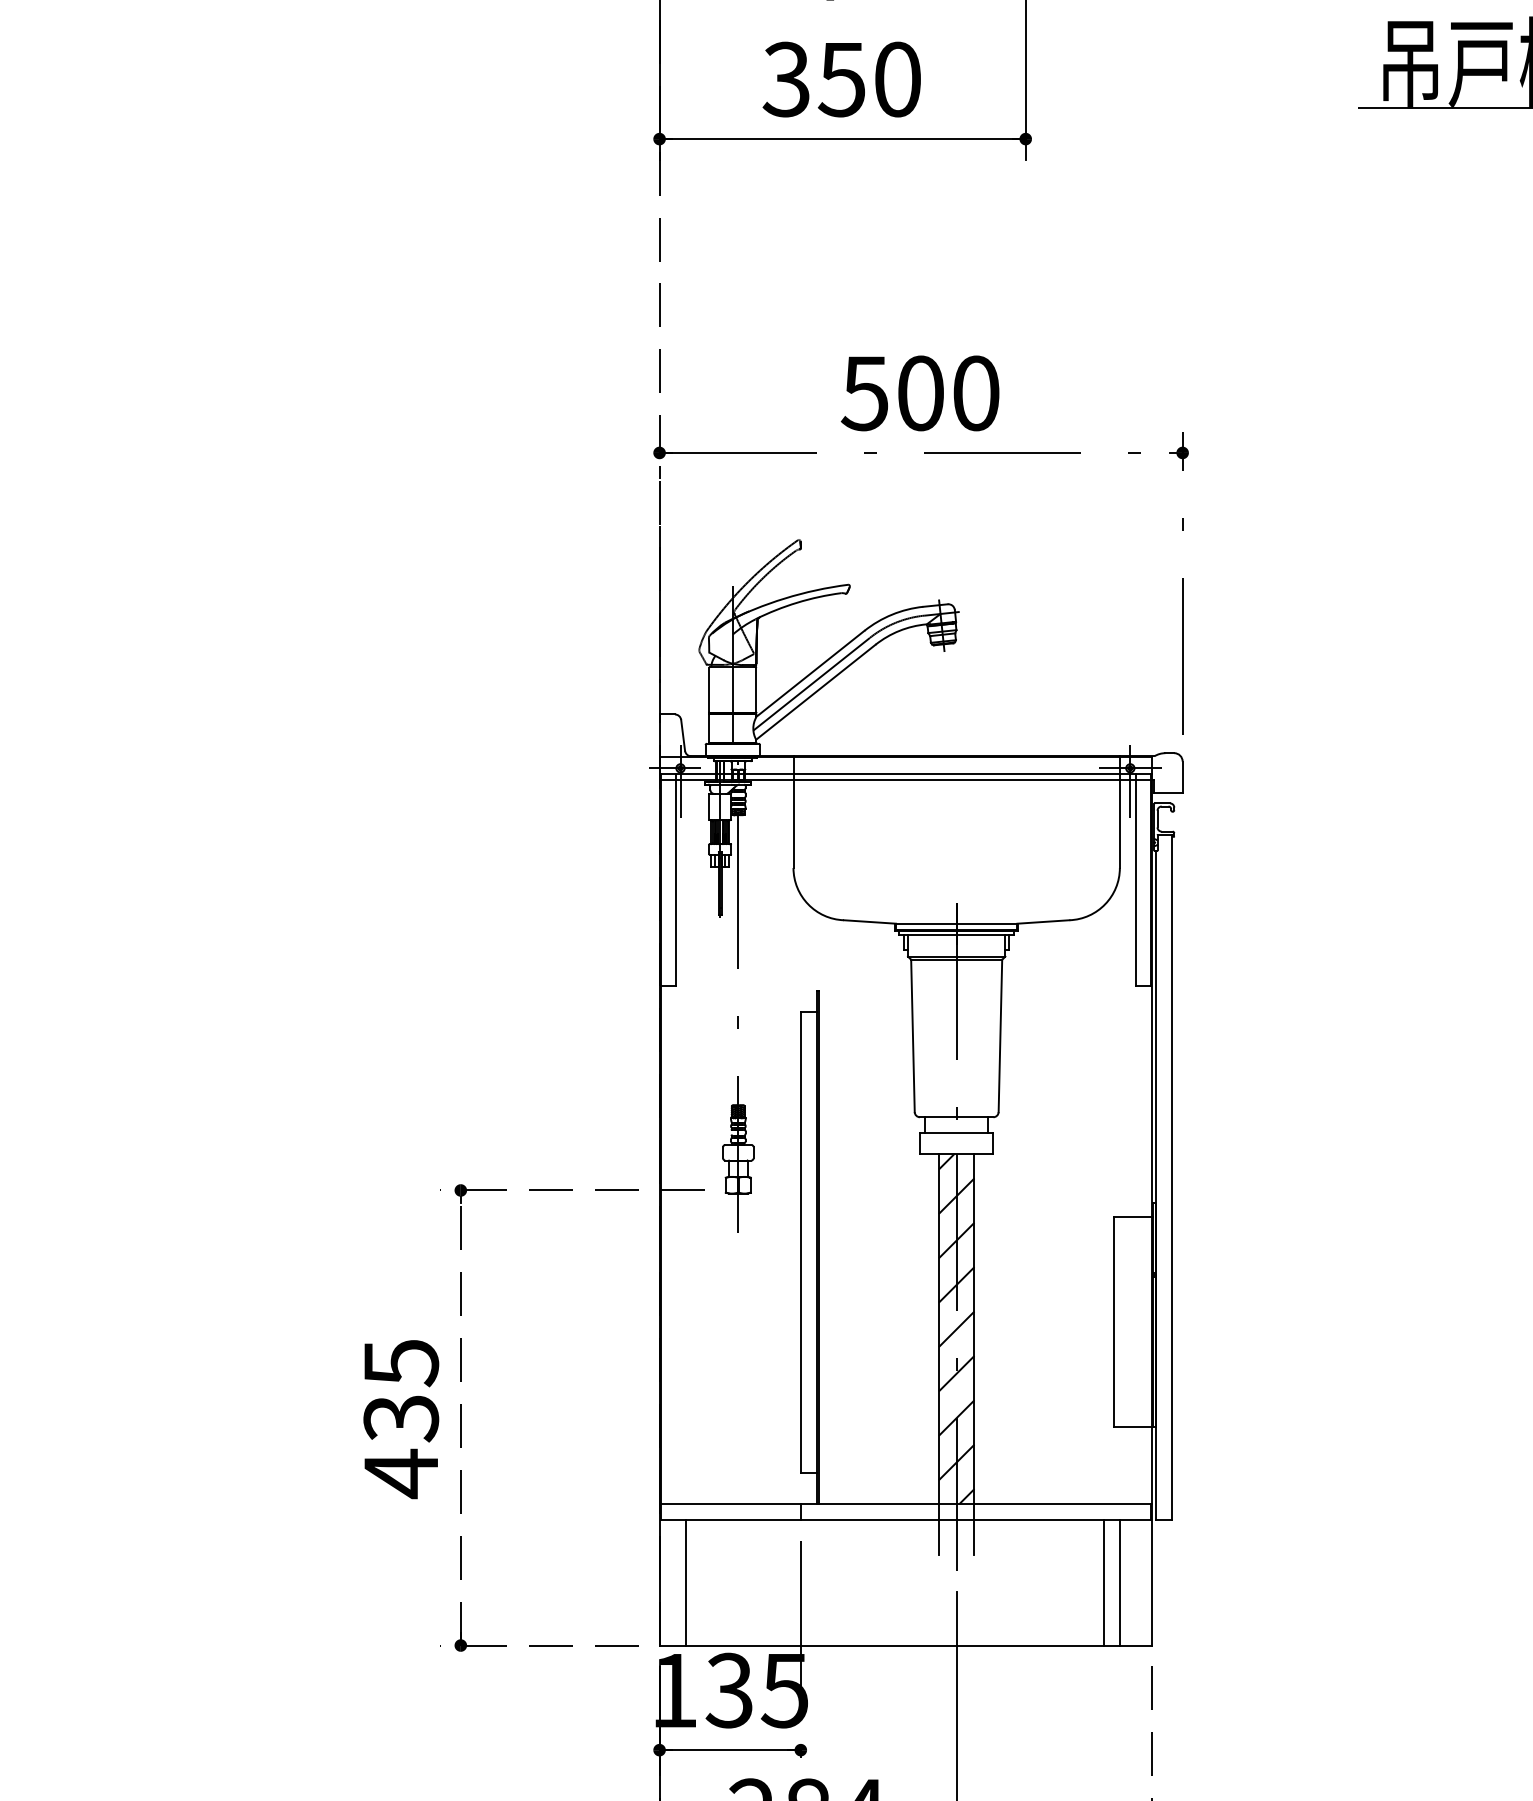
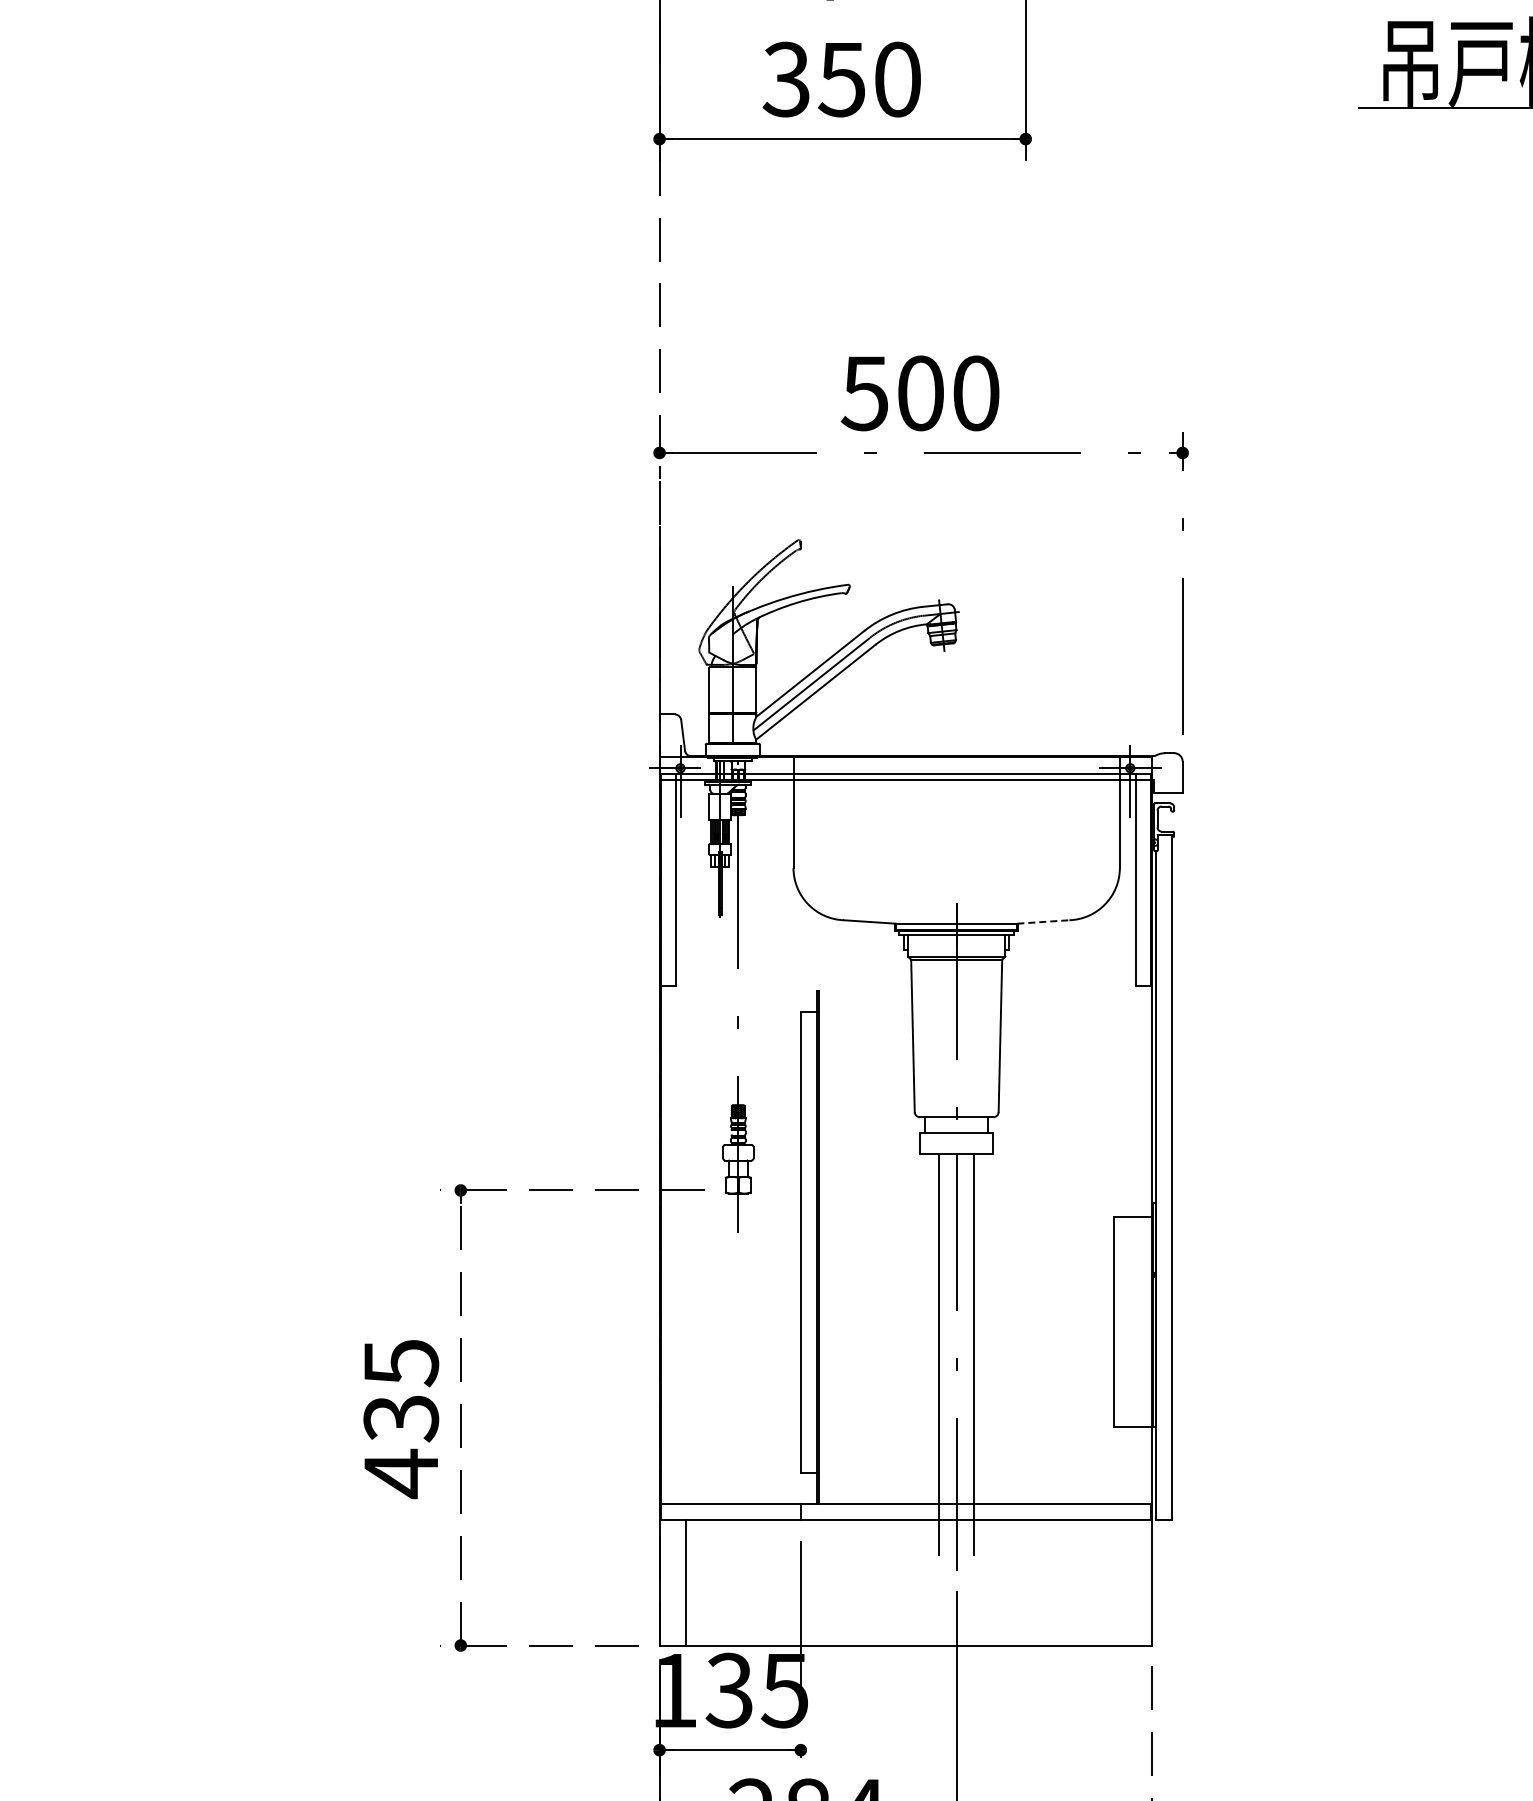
line: solid -> dashed (1043, 921)
hatch: present -> none (956, 1328)
line: present -> none (1104, 1582)
line: present -> none (1119, 1582)
